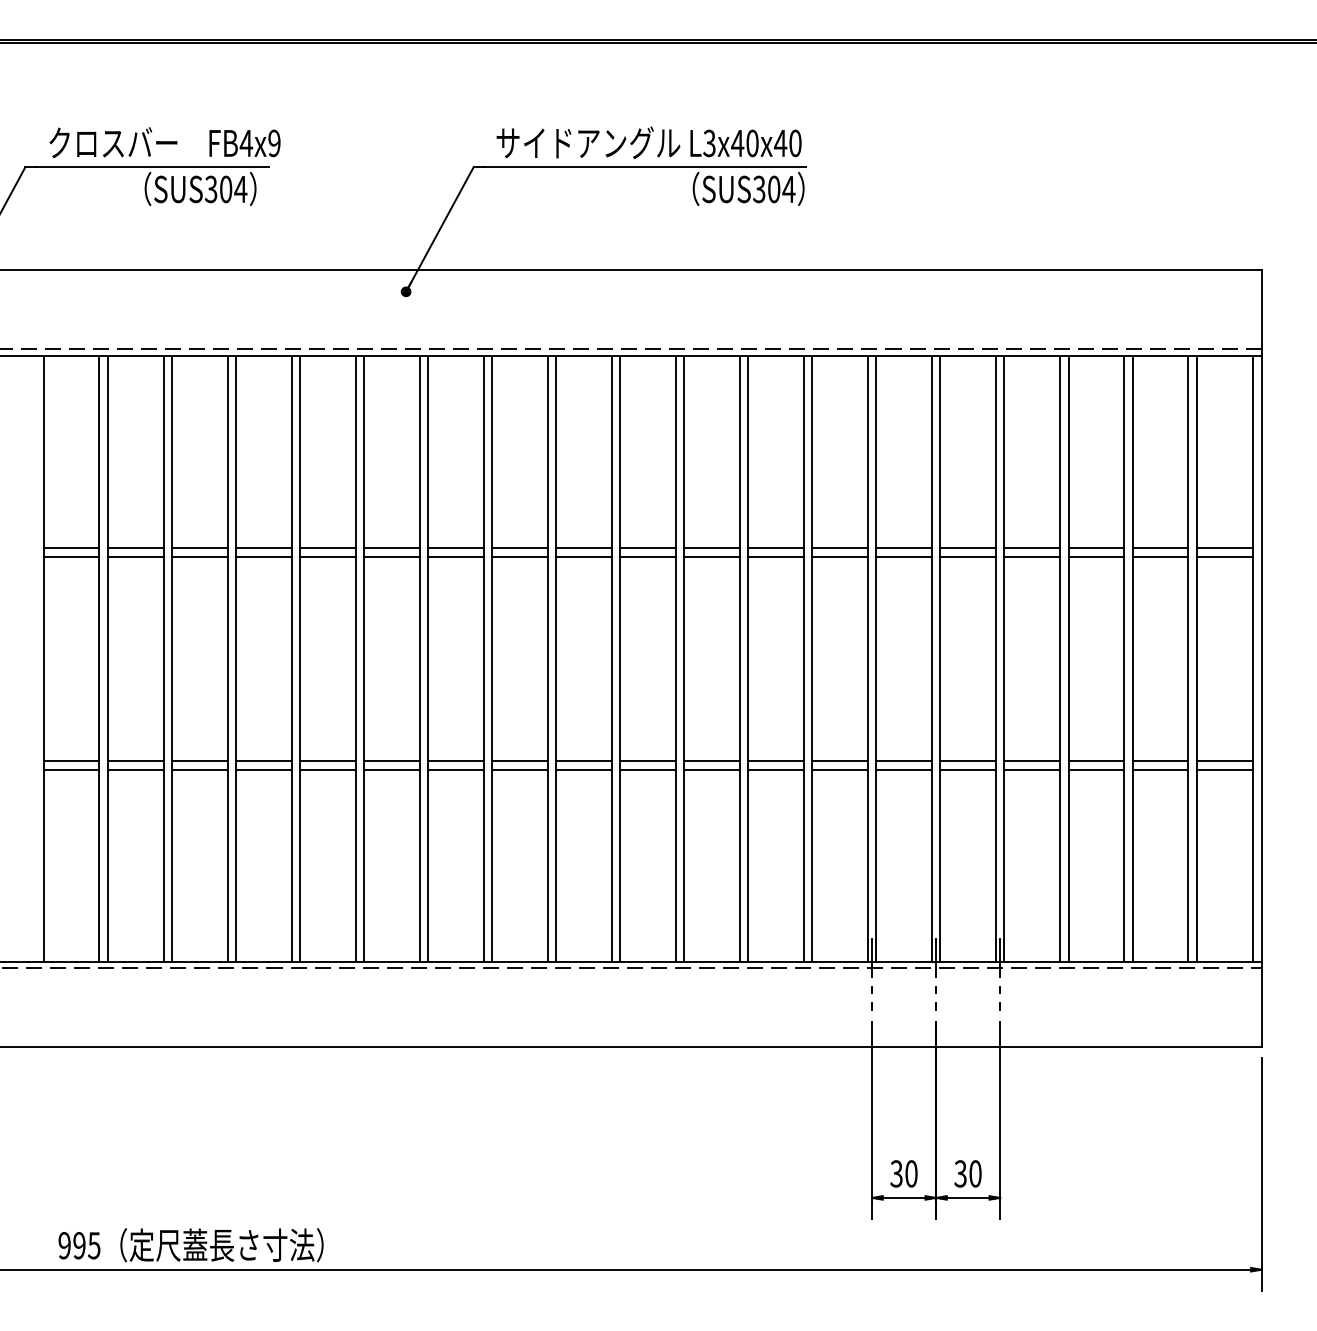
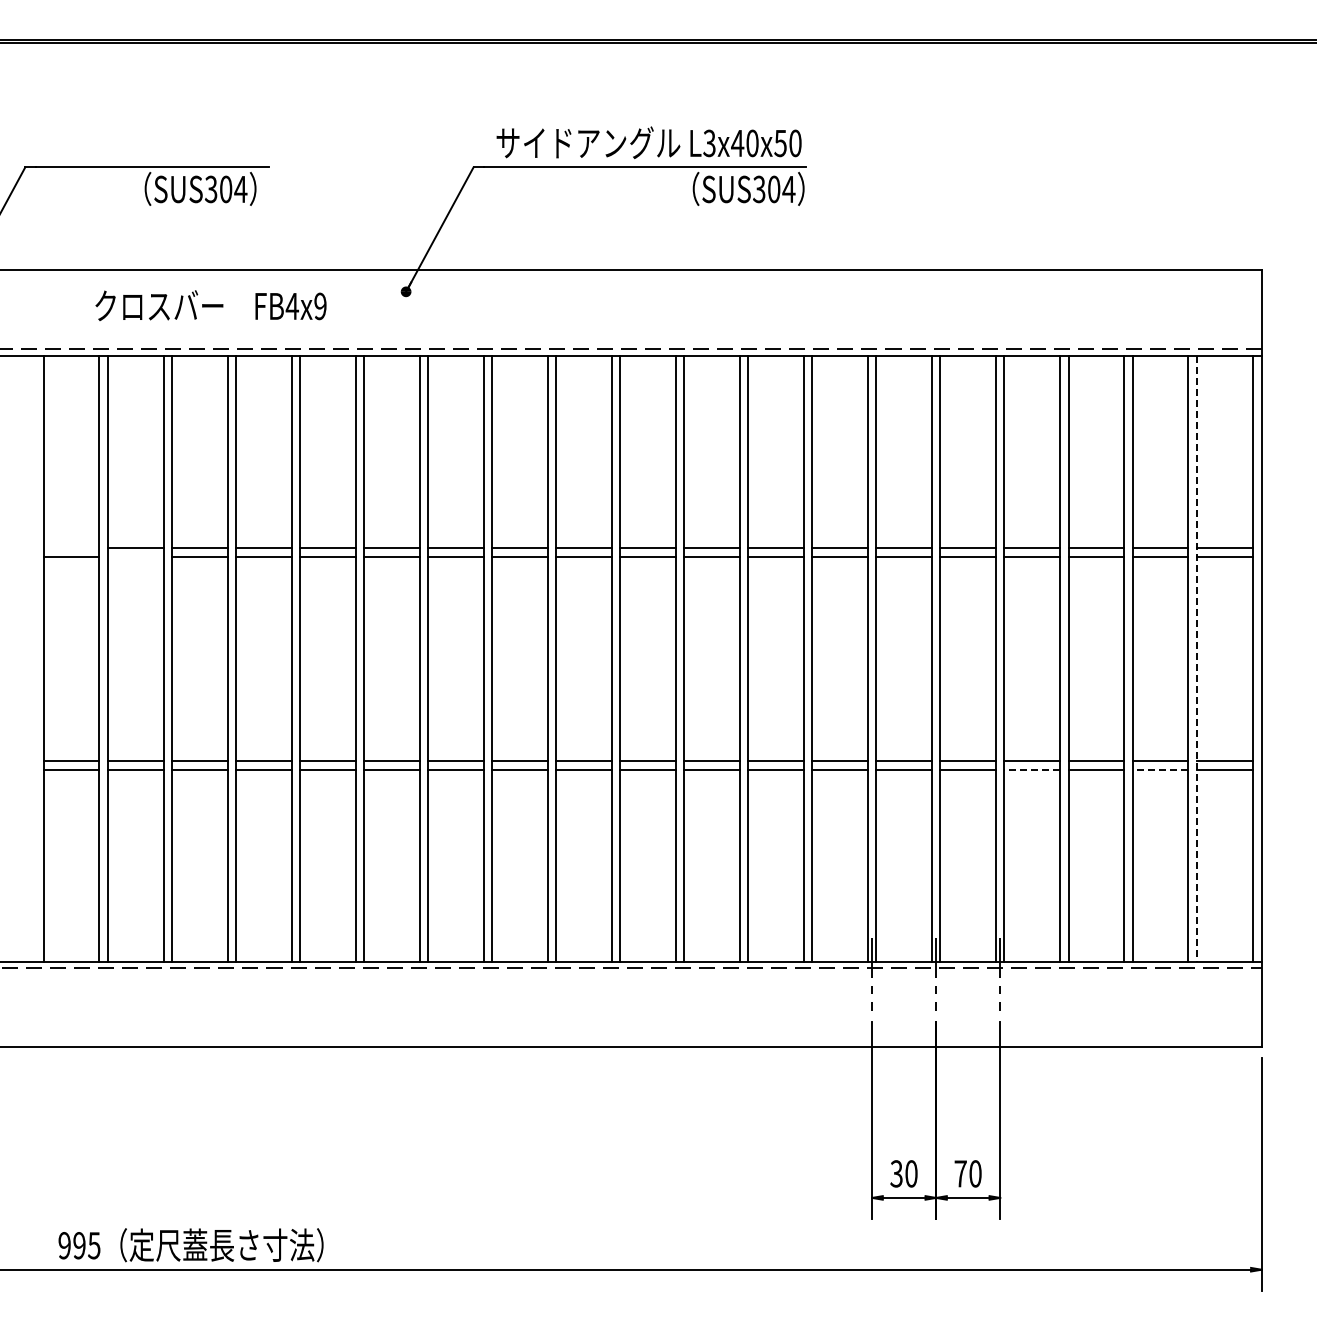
text position: (164, 142) -> (210, 305) (210, 305)
text: L3x40x40 -> L3x40x50 (780, 143)
line: present -> none (71, 547)
line: present -> none (135, 556)
line: solid -> dashed (1196, 659)
line: solid -> dashed (1032, 769)
line: solid -> dashed (1160, 769)
text: 30 -> 70 (960, 1173)
